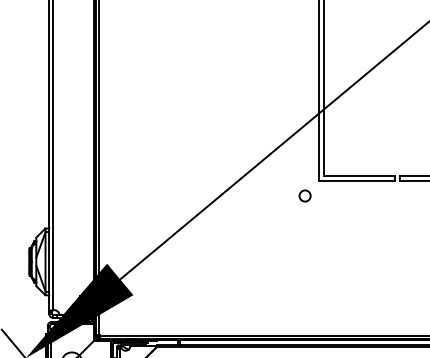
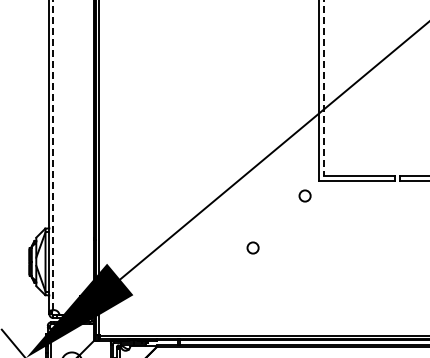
line: solid -> dashed (323, 88)
line: solid -> dashed (53, 155)
circle: none -> present (252, 247)
